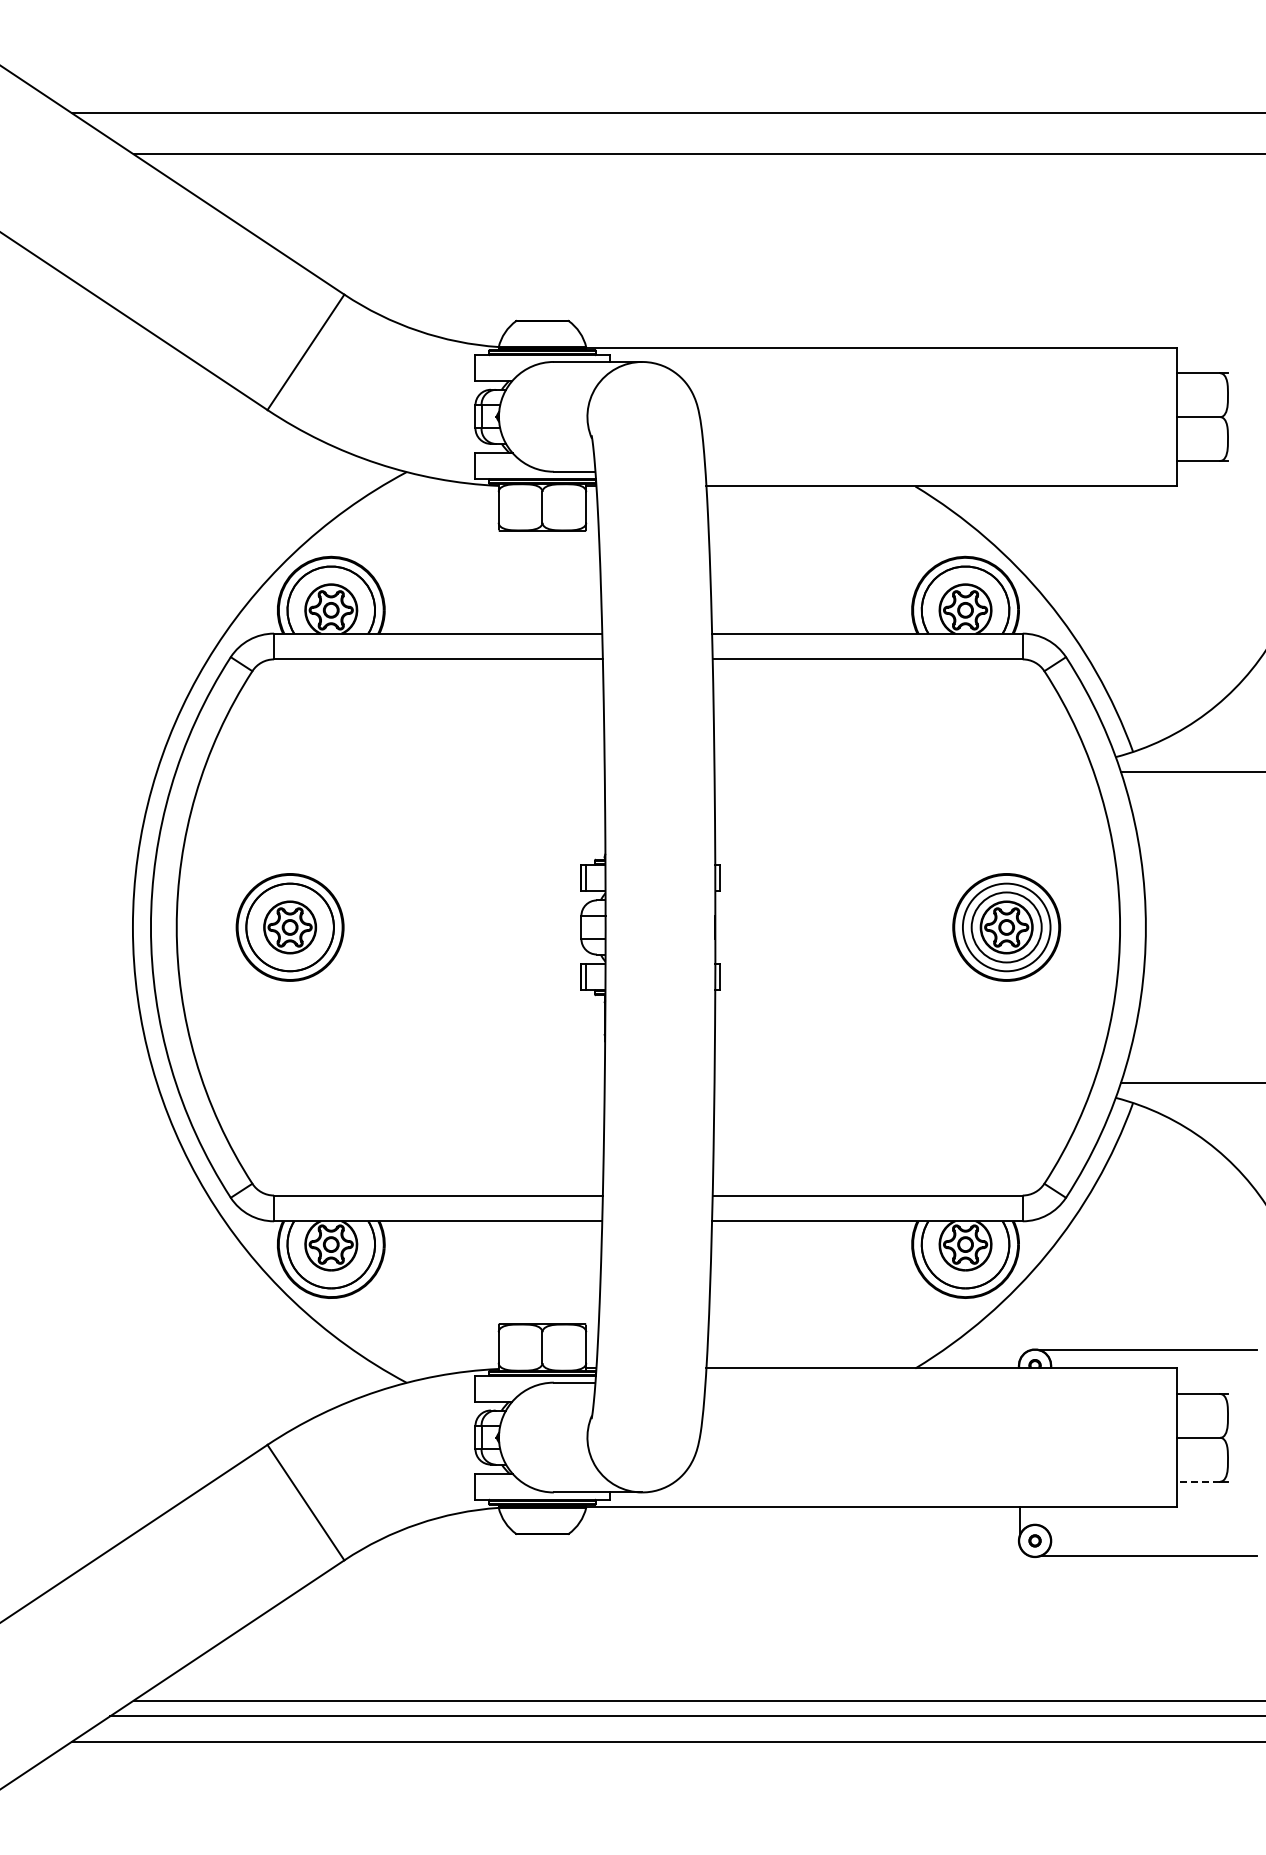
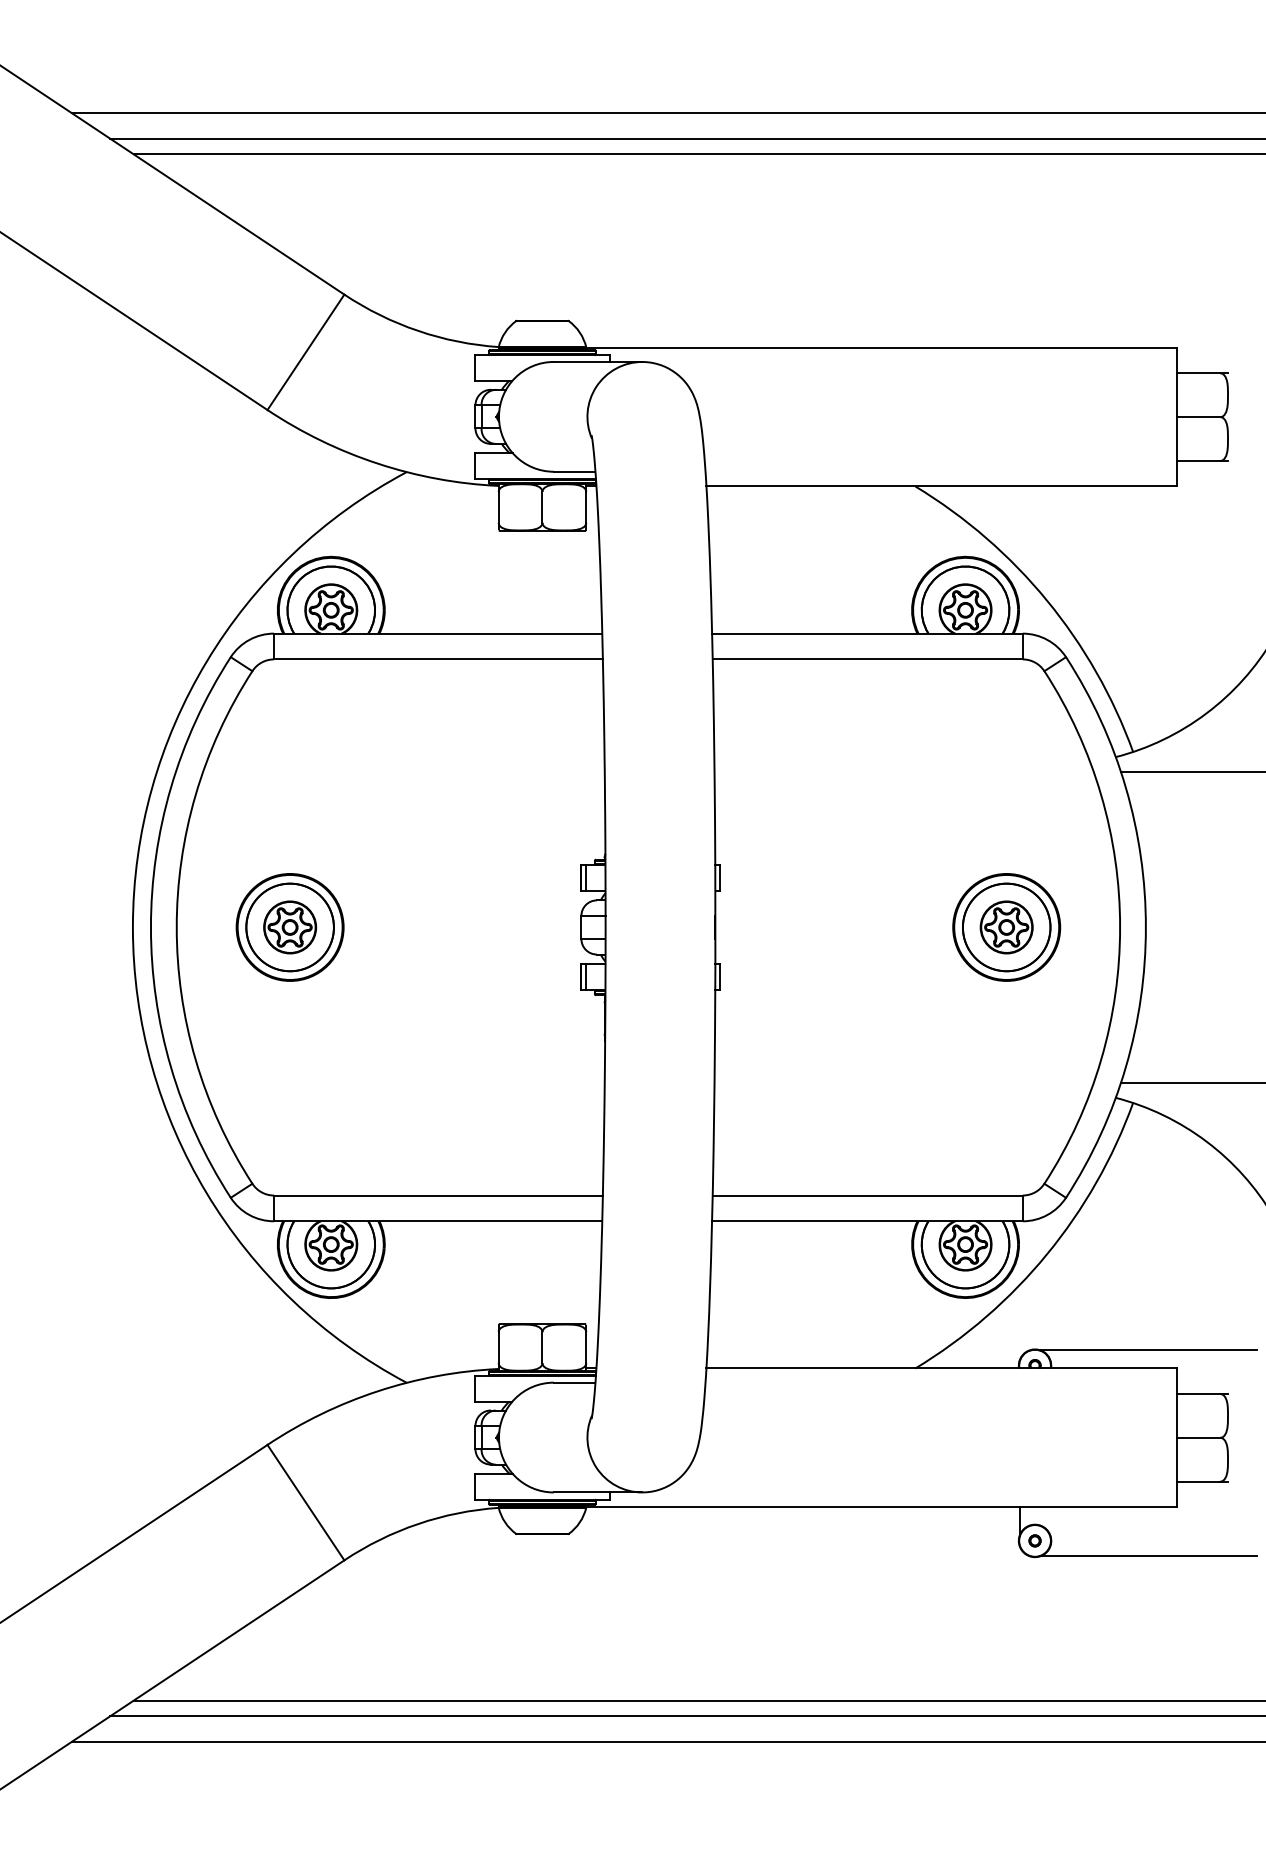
line: none -> present (686, 138)
circle diameter: 70 px -> 88 px (1006, 927)
line: dashed -> solid (1198, 1481)
